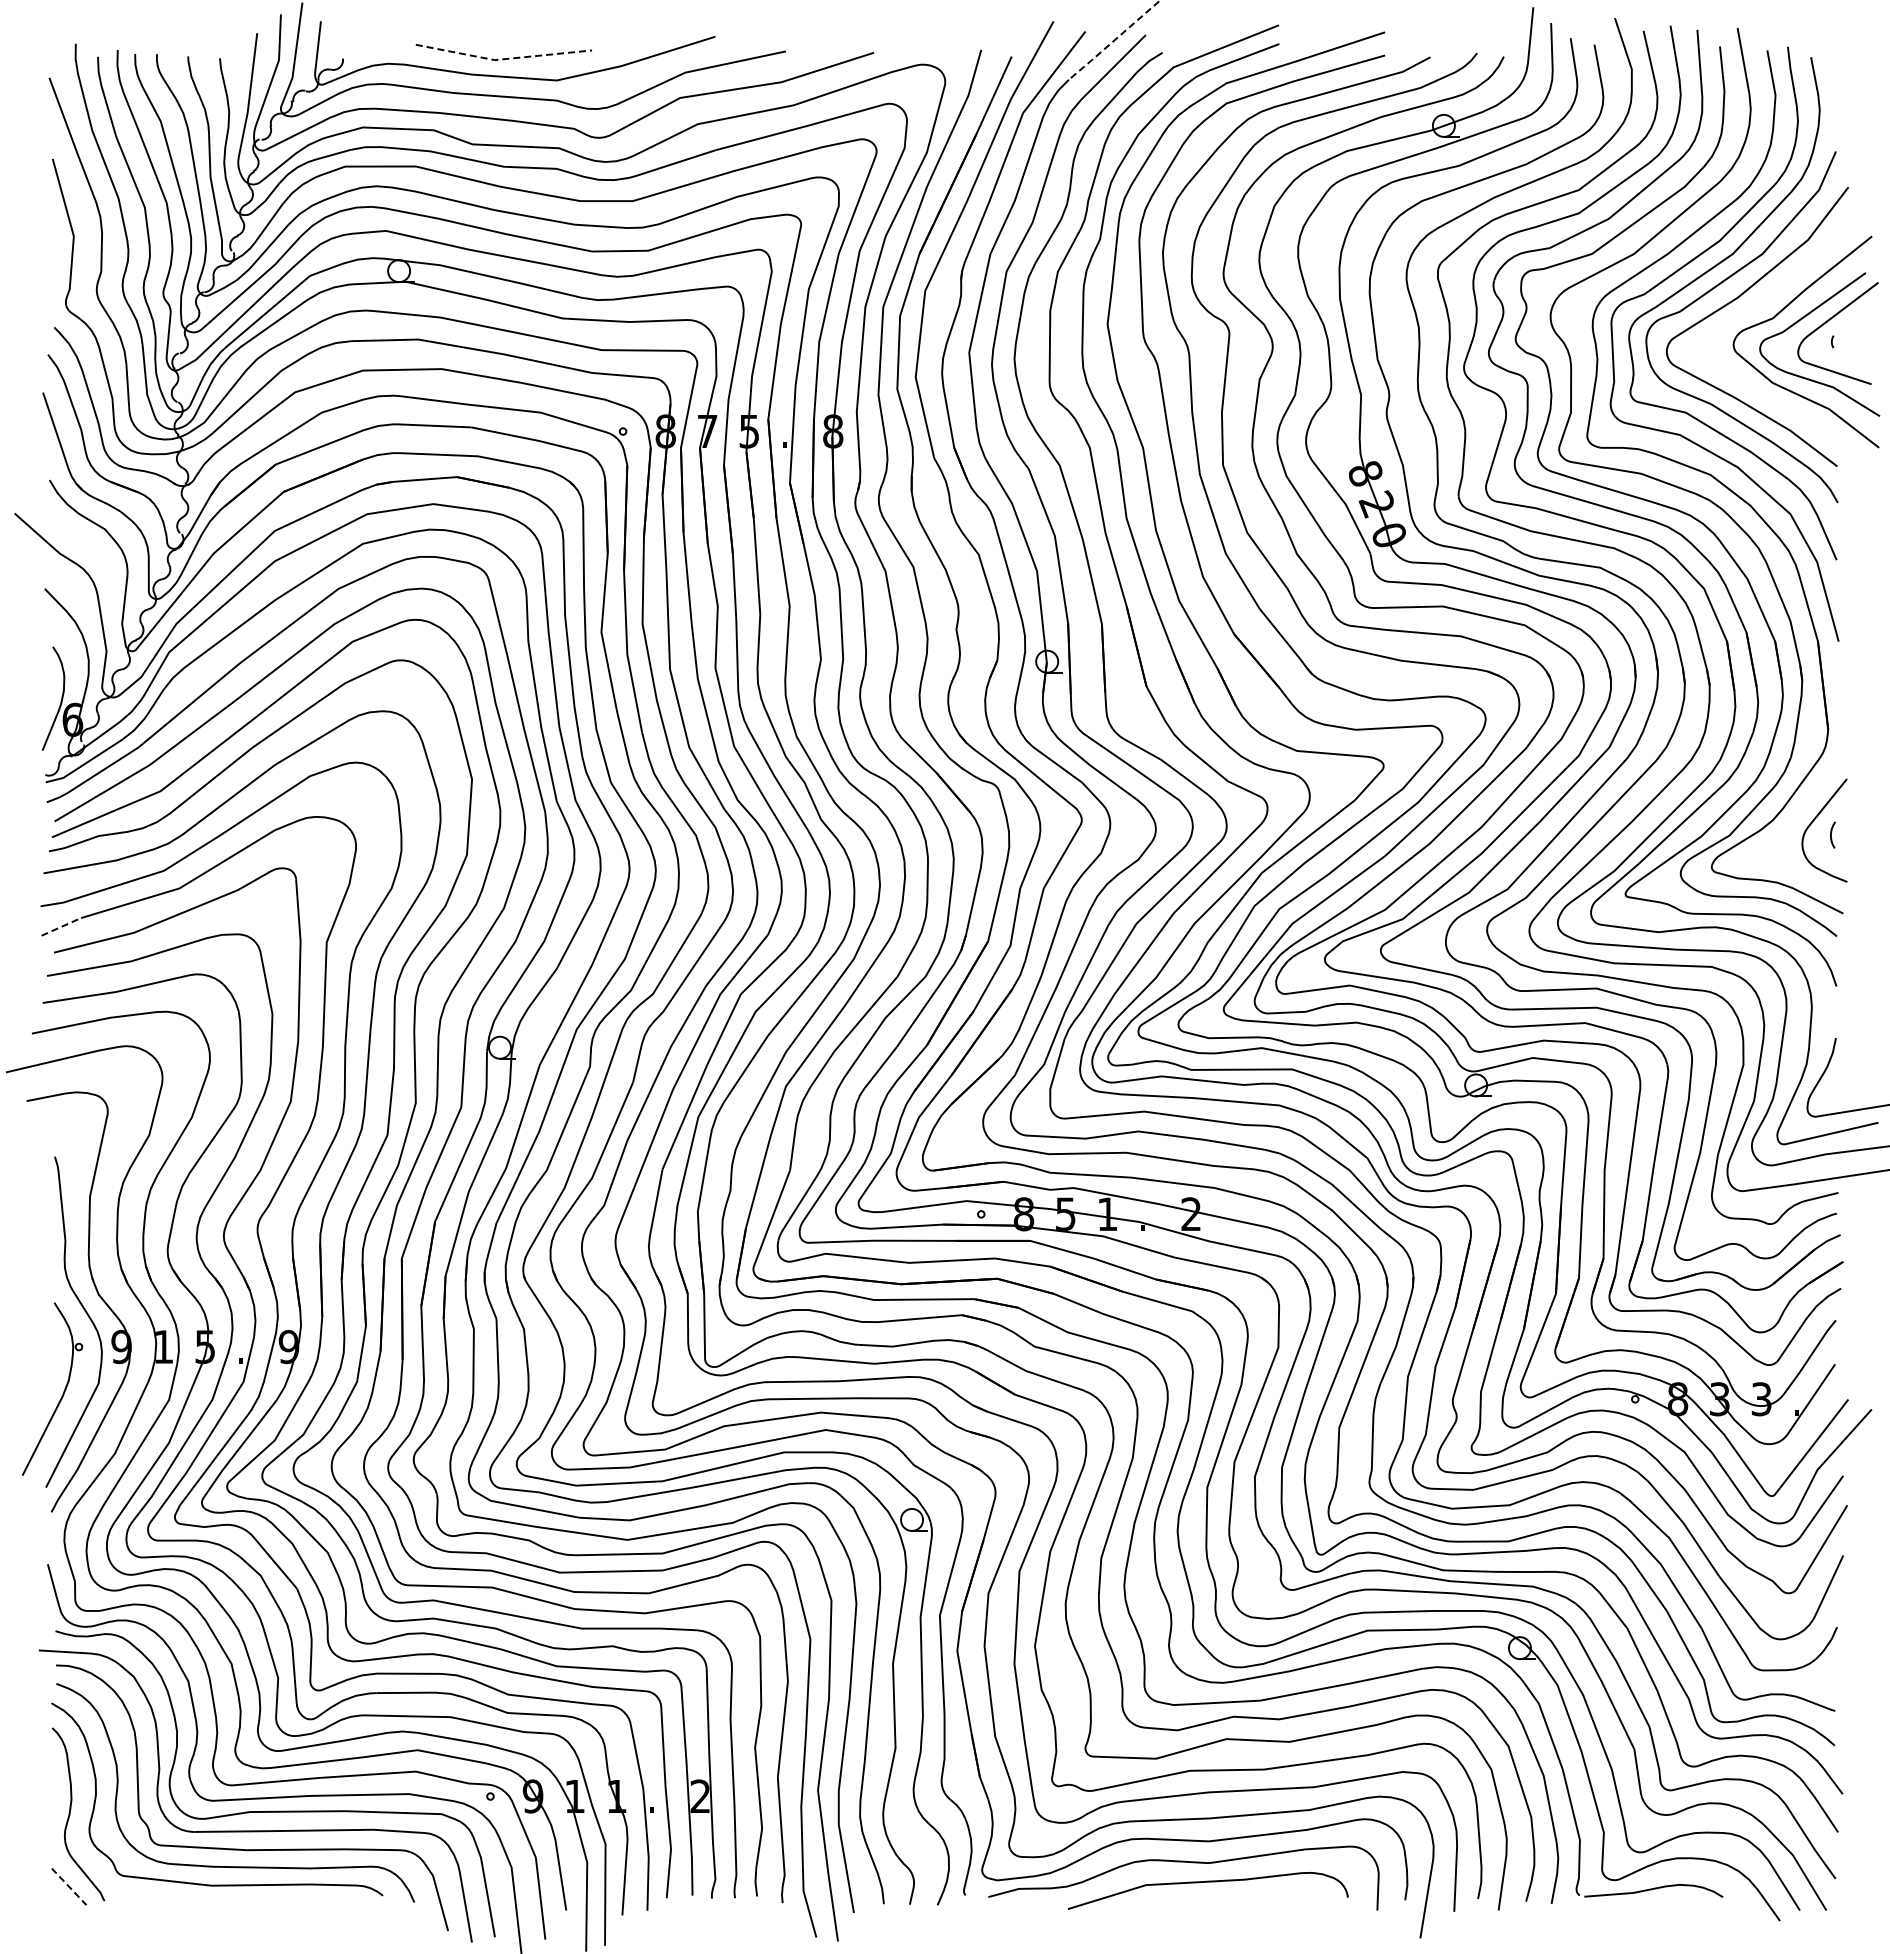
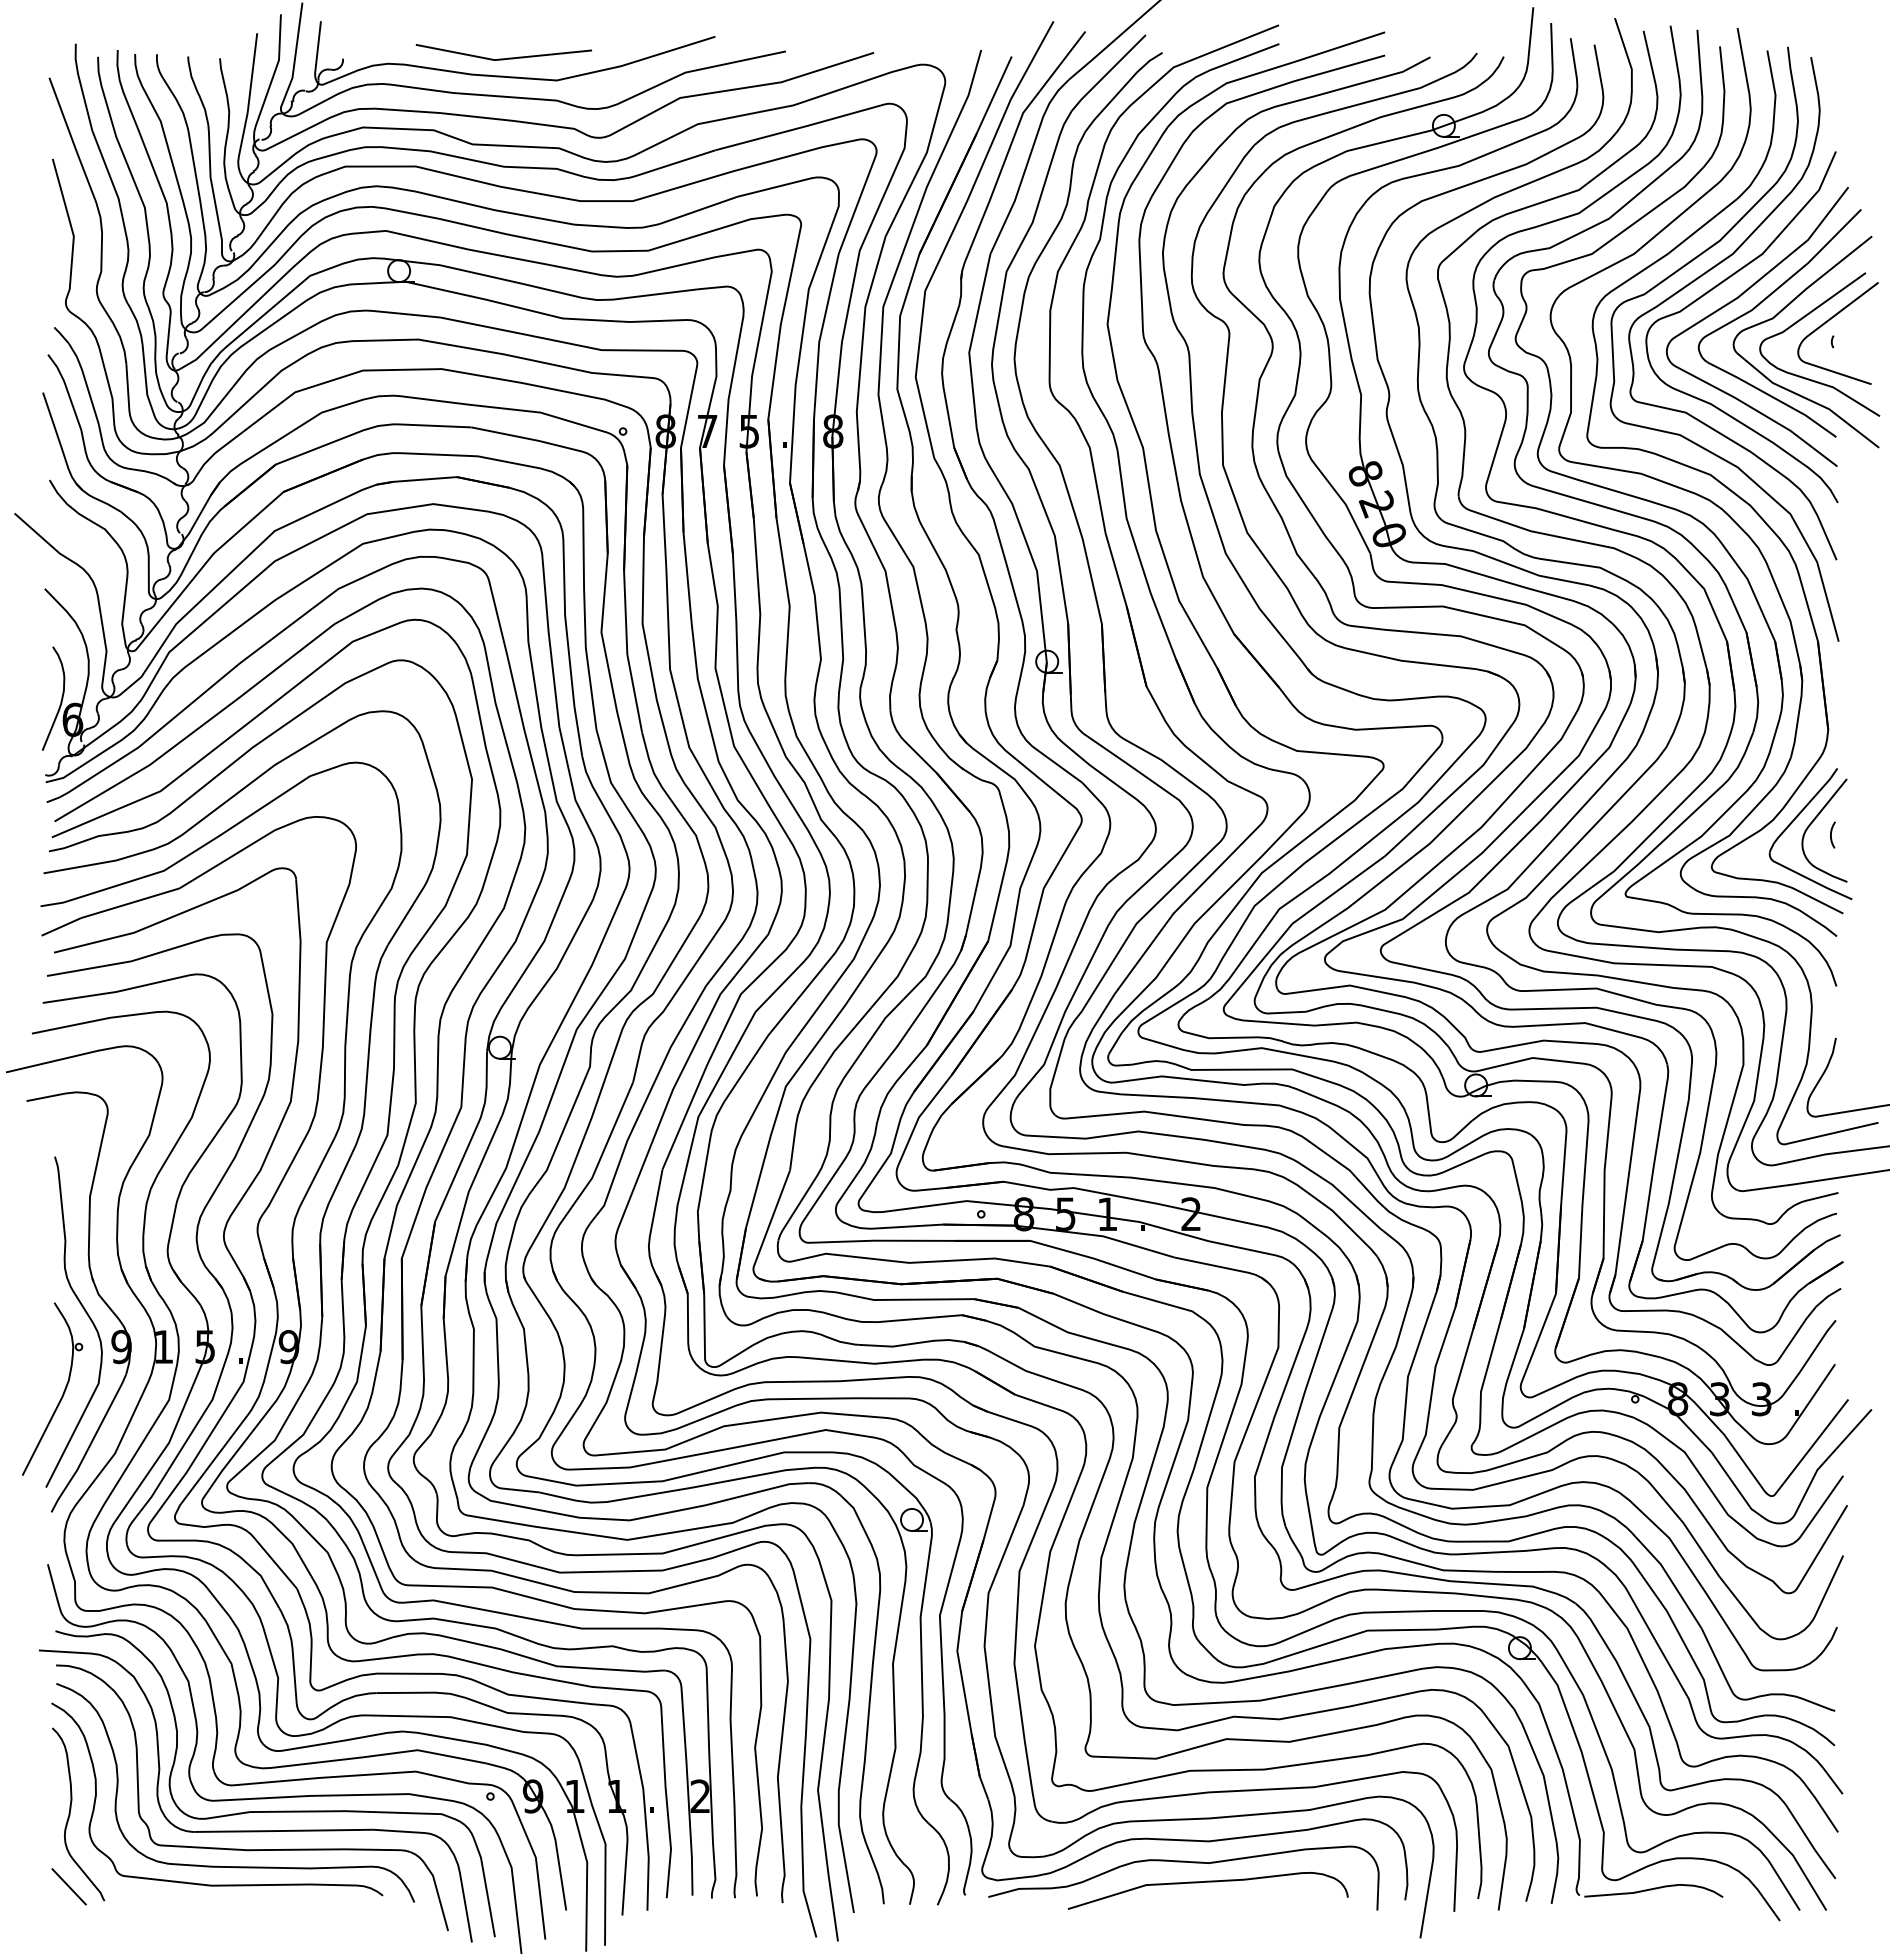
line: dashed -> solid (1113, 41)
line: dashed -> solid (502, 59)
part: none -> present (1760, 304)
part: none -> present (1792, 823)
line: dashed -> solid (61, 926)
line: dashed -> solid (69, 1887)
